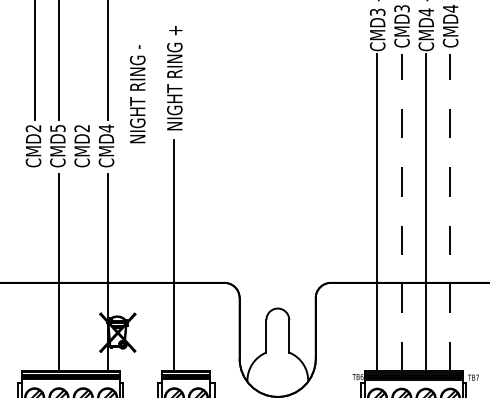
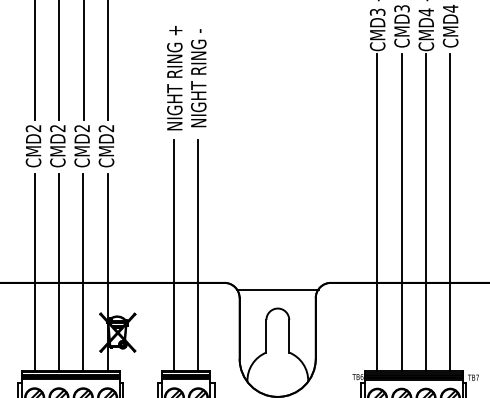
line: none -> present (83, 61)
text position: (137, 94) -> (198, 78) (198, 78)
text: CMD5 -> CMD2 (57, 128)
text: CMD4 -> CMD2 (106, 128)
line: dashed -> solid (401, 212)
line: dashed -> solid (450, 212)
line: none -> present (198, 254)
line: none -> present (34, 271)
line: none -> present (83, 271)
line: none -> present (277, 289)
